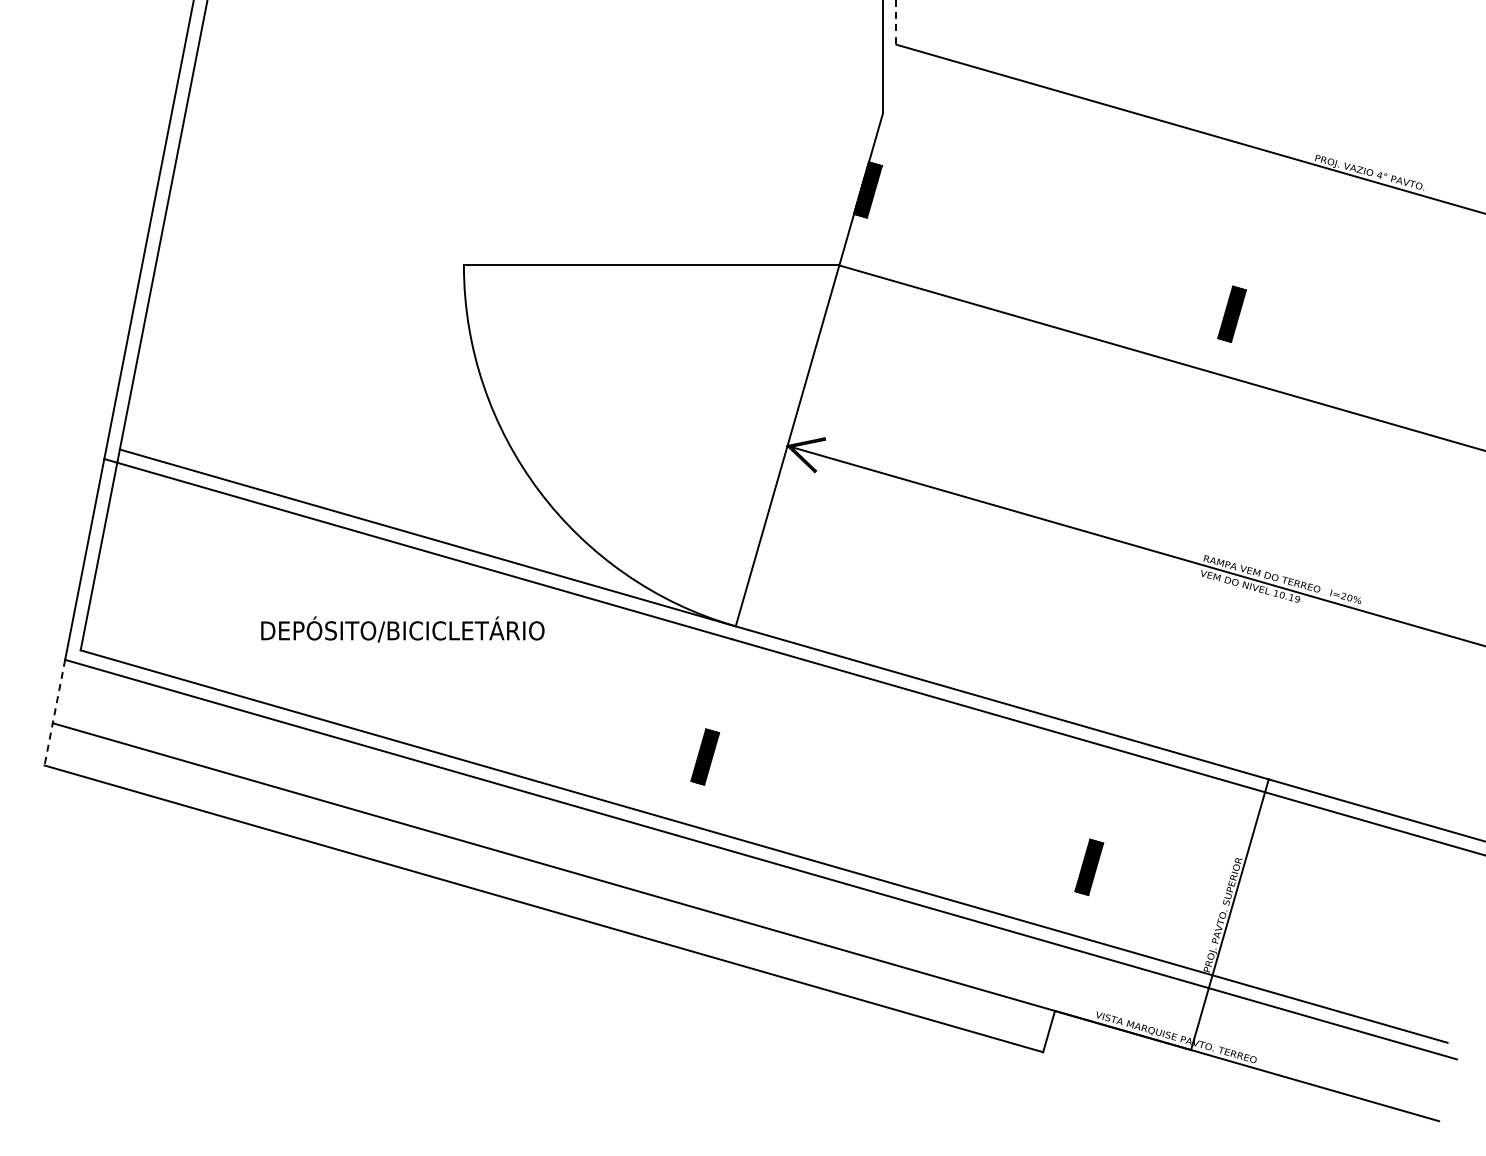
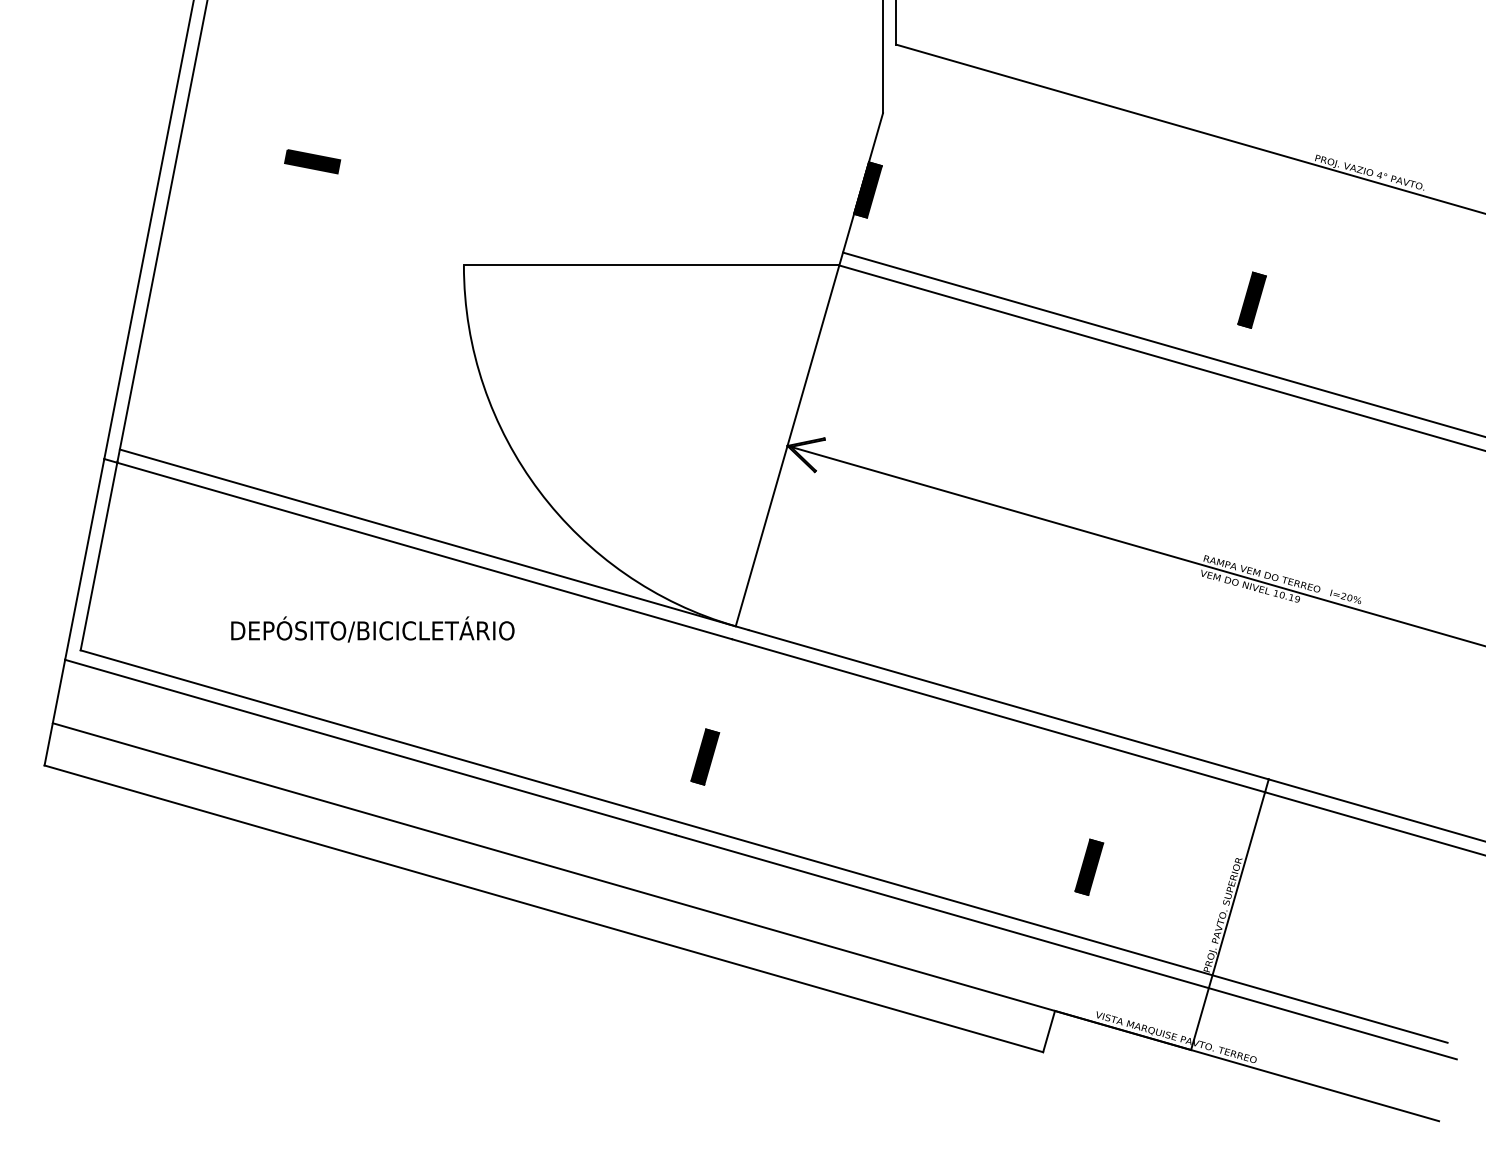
line: dashed -> solid (896, 23)
part: none -> present (312, 161)
part position: (1231, 313) -> (1251, 299) (1251, 299)
line: none -> present (1162, 344)
text position: (402, 629) -> (372, 629) (372, 629)
line: dashed -> solid (54, 712)
